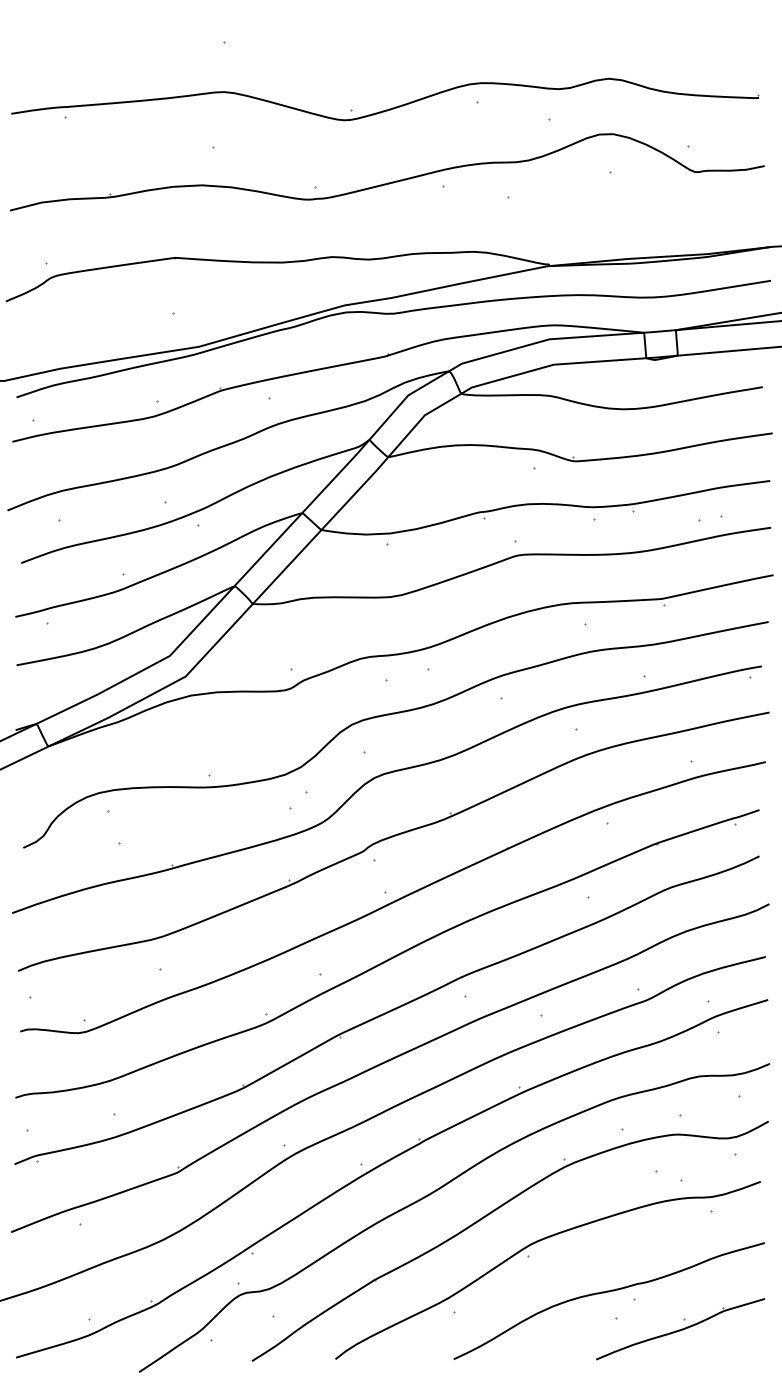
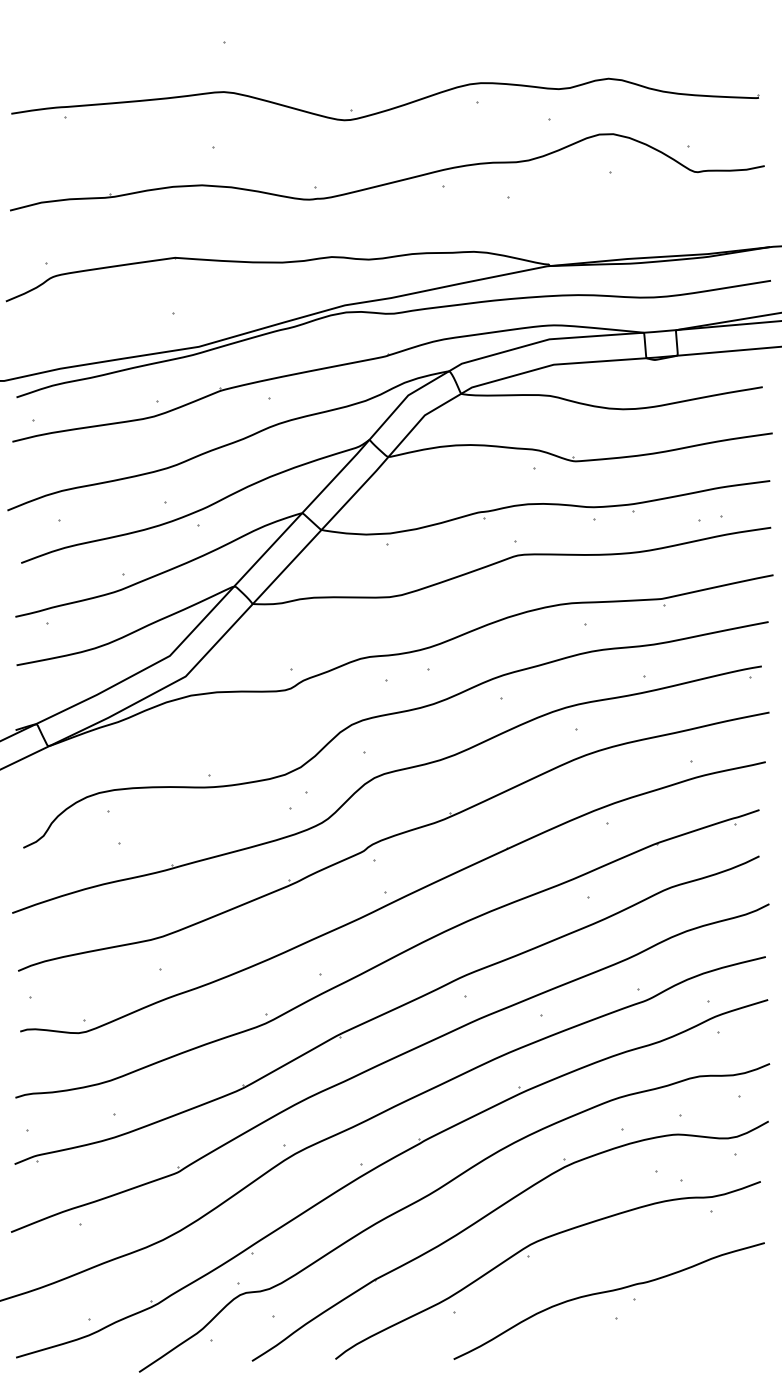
part: present -> none (680, 1329)
